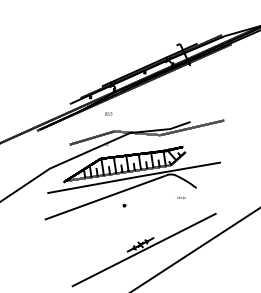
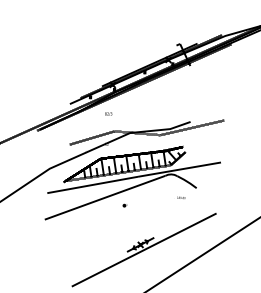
line position: (195, 249) -> (203, 254) (203, 254)
